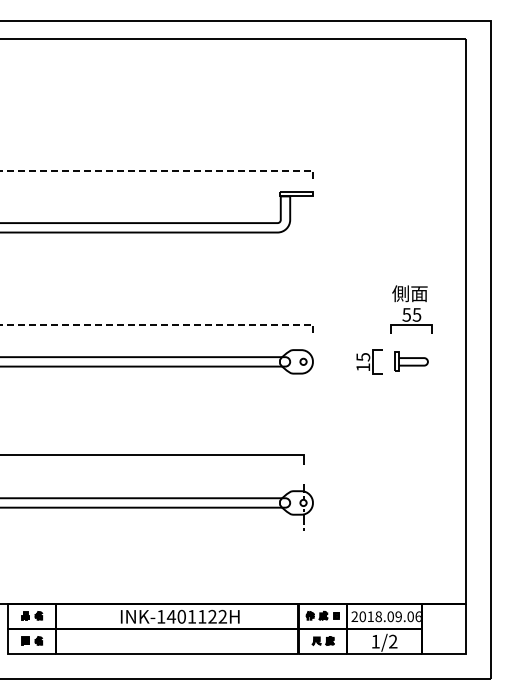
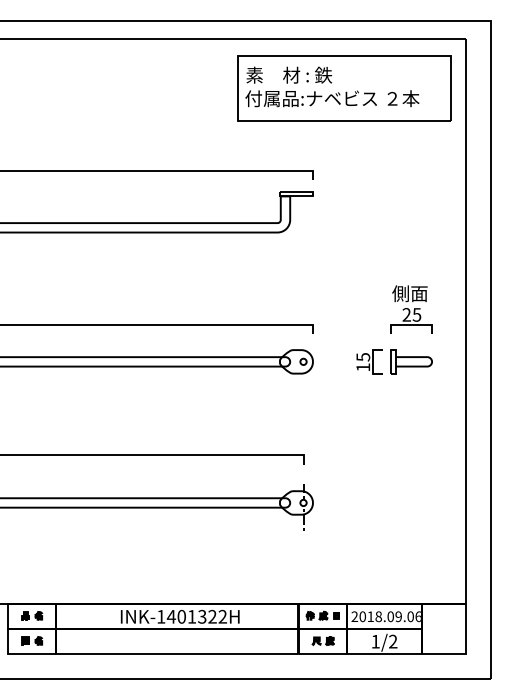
part: none -> present (344, 88)
line: dashed -> solid (162, 170)
text: 55 -> 25 (406, 314)
line: dashed -> solid (162, 324)
part size: 35x21 px -> 43x26 px (411, 361)
text: INK-1401122H -> INK-1401322H (202, 616)
